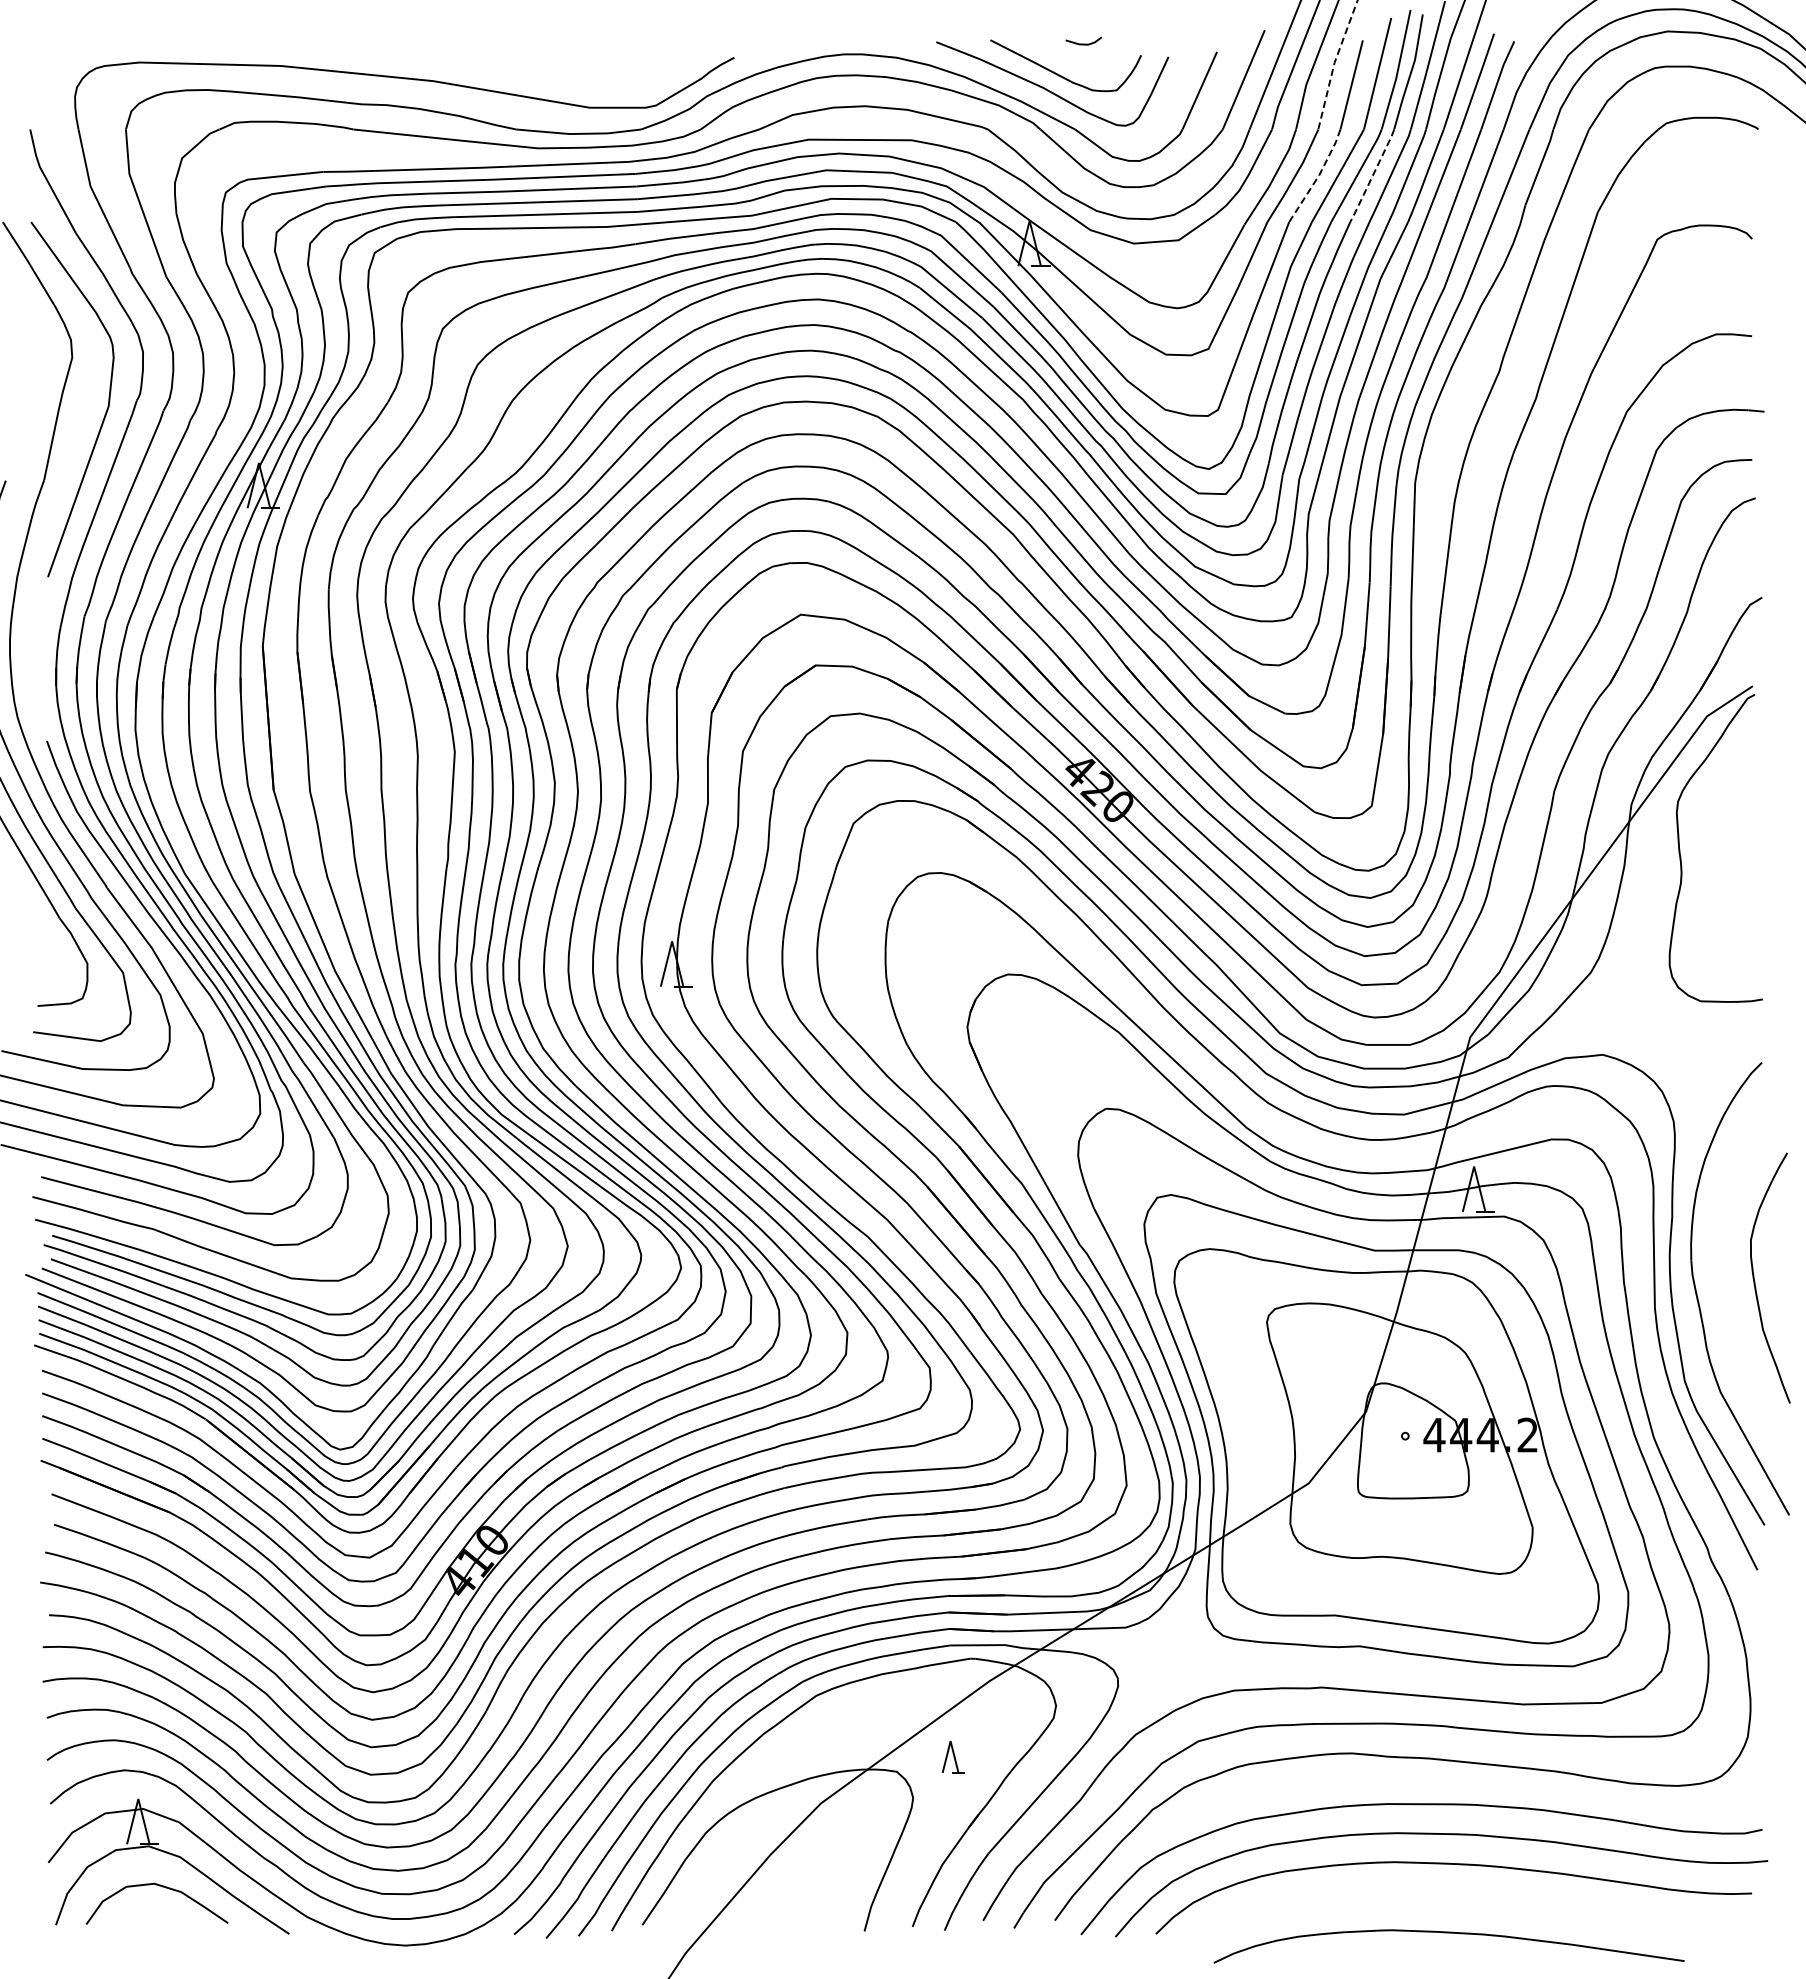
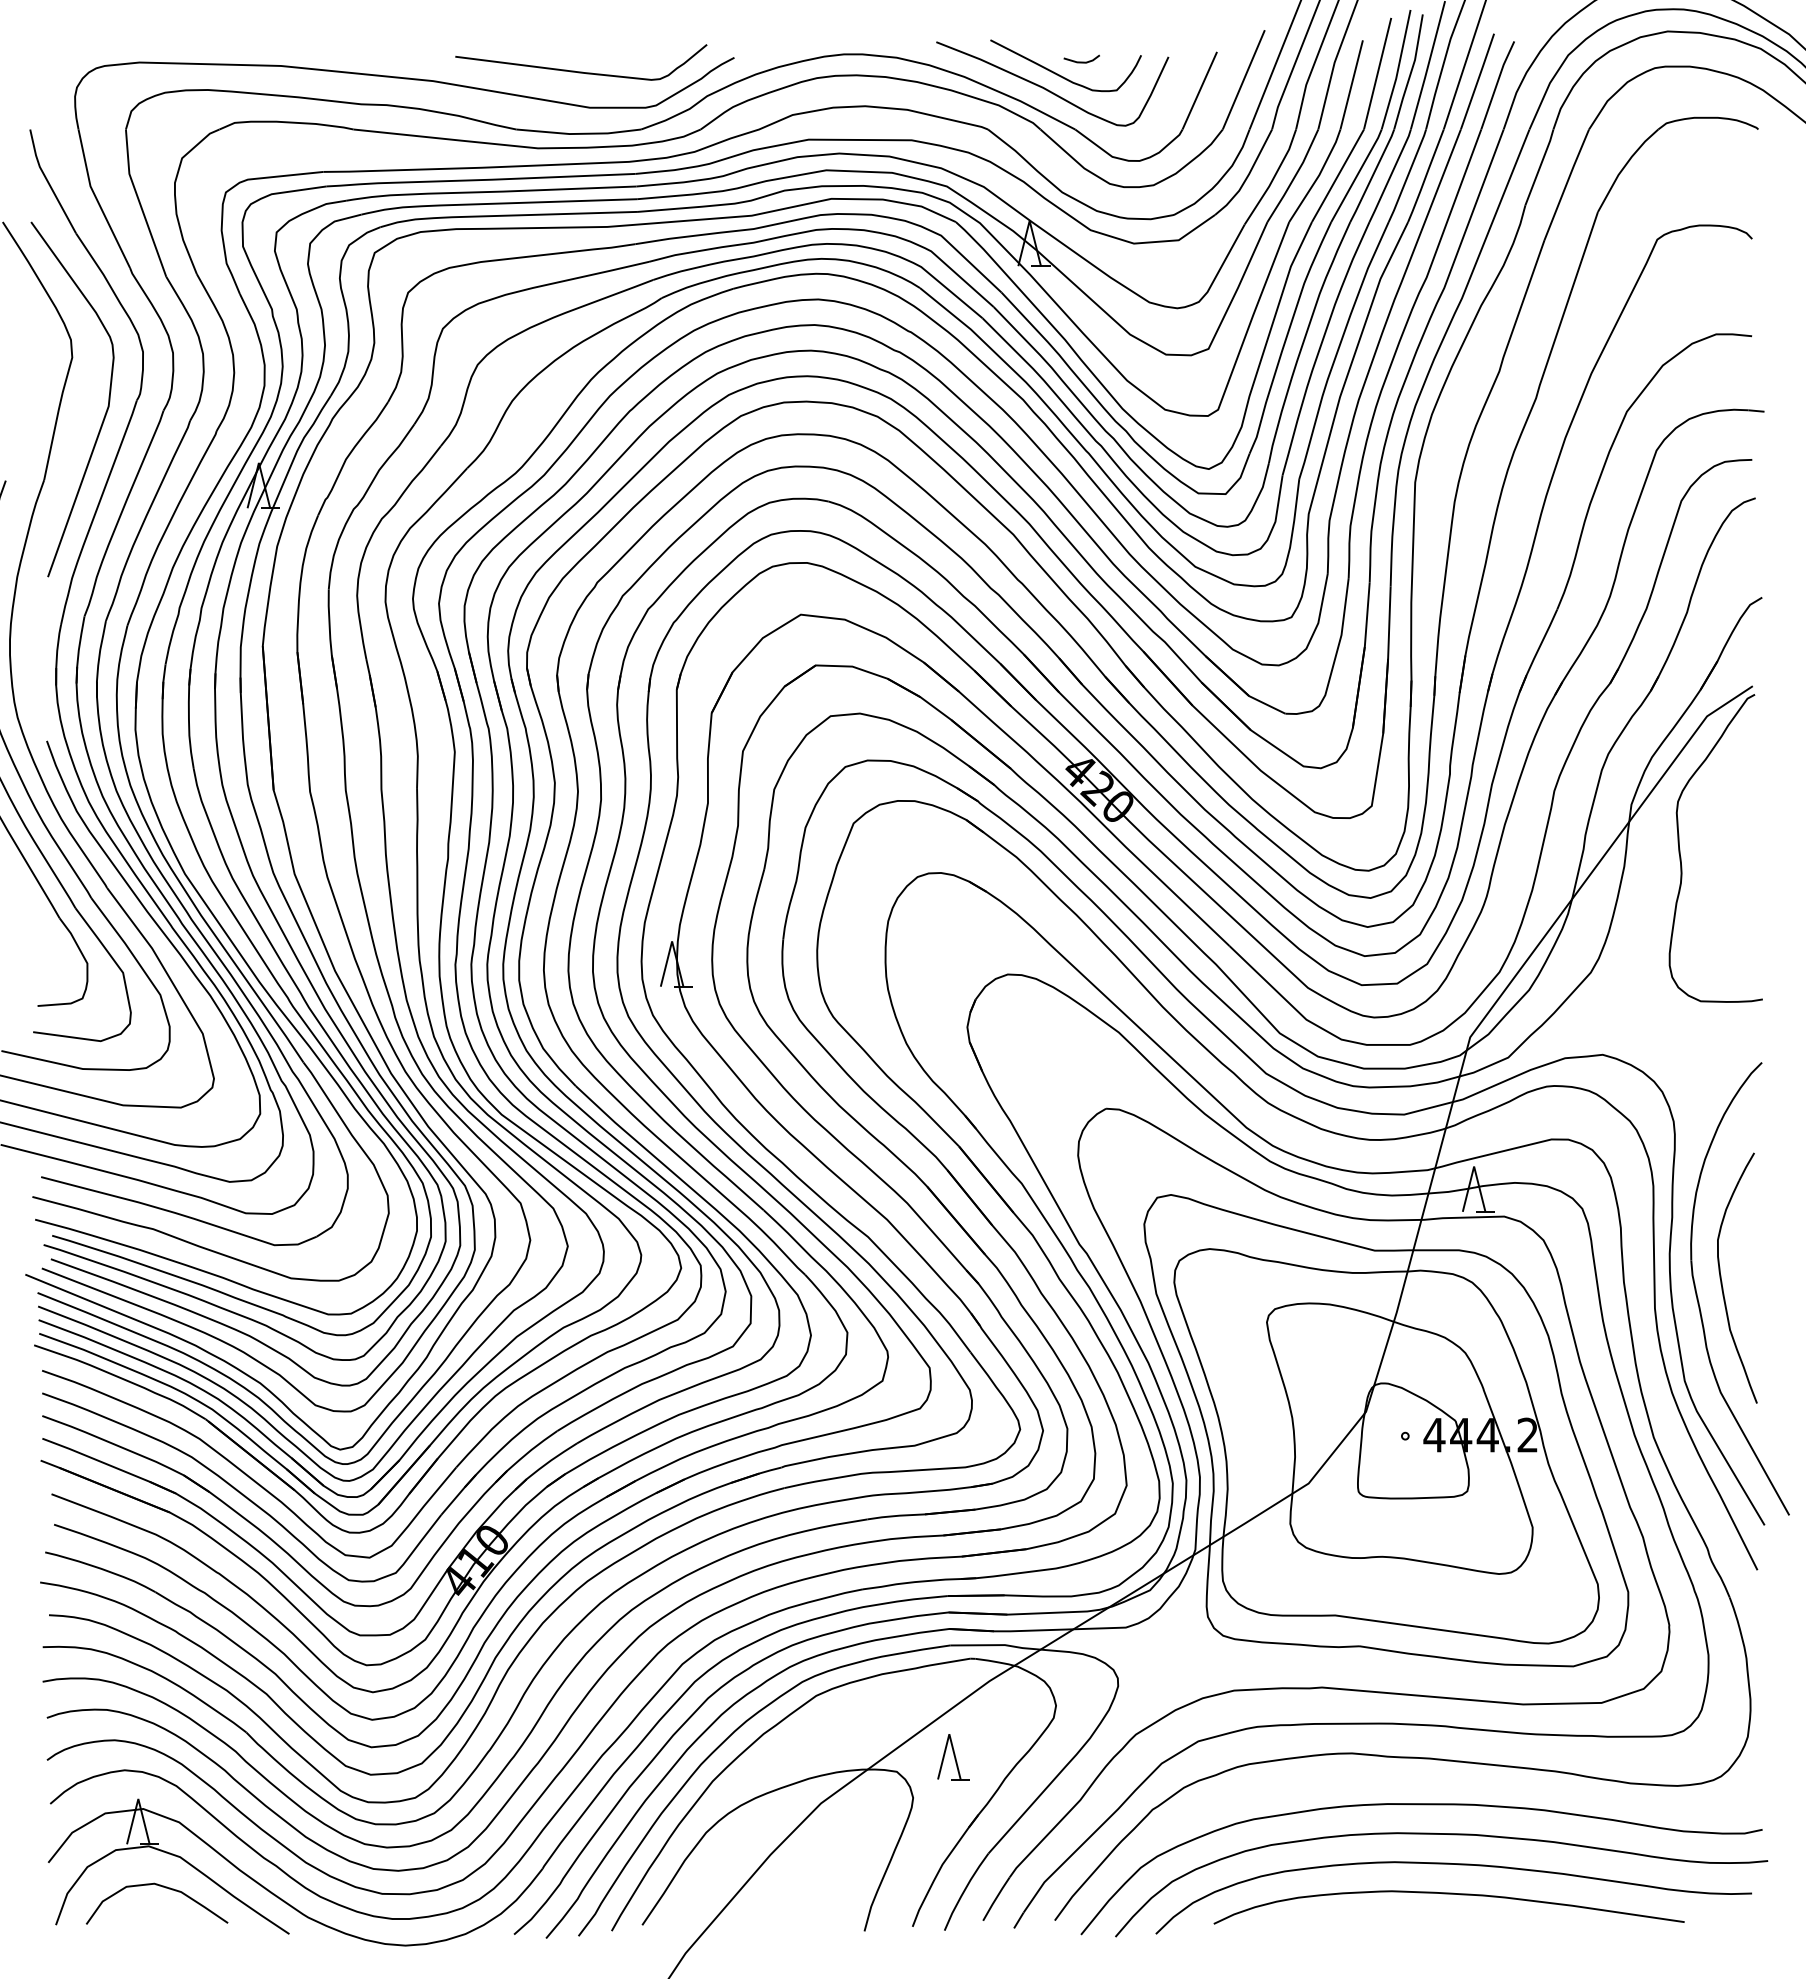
line position: (1083, 43) -> (1081, 61) (1081, 61)
line: dashed -> solid (1334, 63)
curve: none -> present (581, 71)
line: dashed -> solid (1372, 175)
line: dashed -> solid (1318, 176)
part position: (1755, 1281) -> (1722, 1281) (1722, 1281)
part size: 24x33 px -> 33x47 px (953, 1757)
curve position: (1448, 1933) -> (1448, 1894) (1448, 1894)
